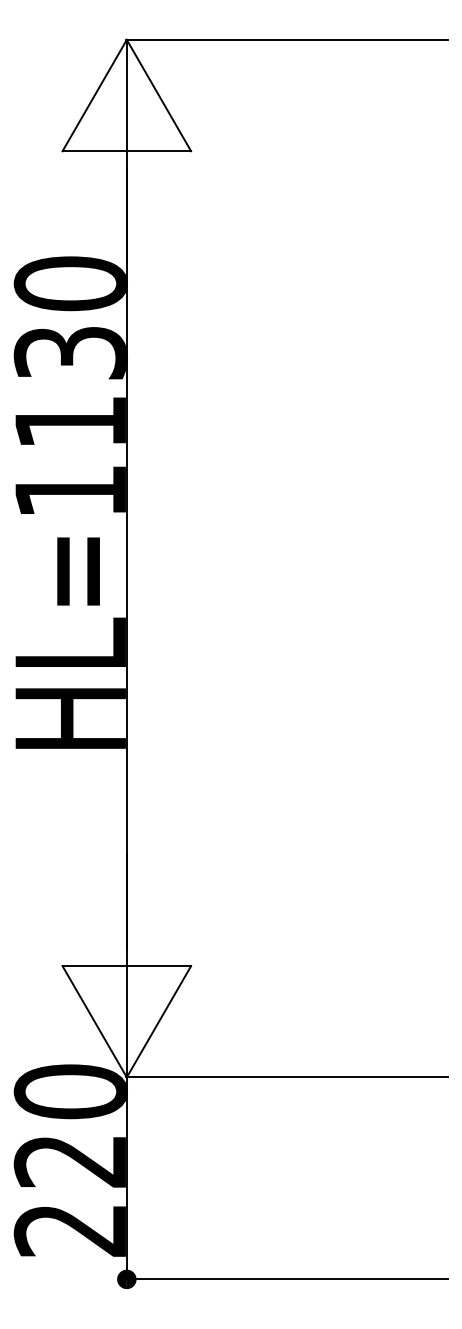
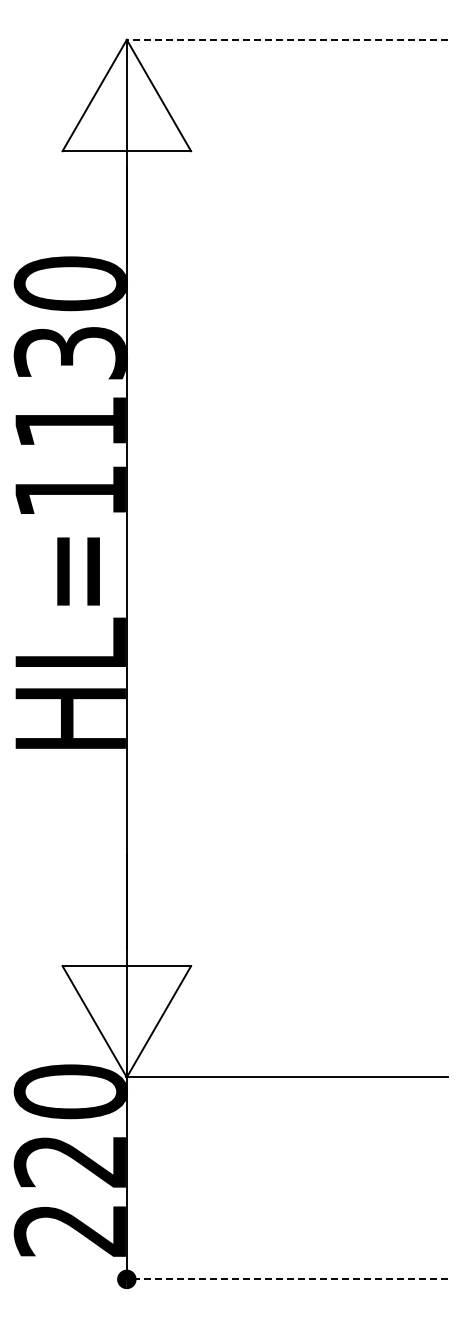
line: solid -> dashed (286, 39)
line: solid -> dashed (286, 1279)
